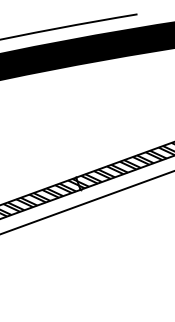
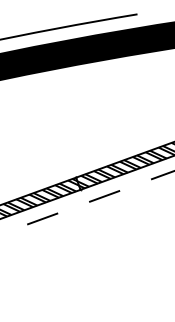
line: solid -> dashed (87, 202)
